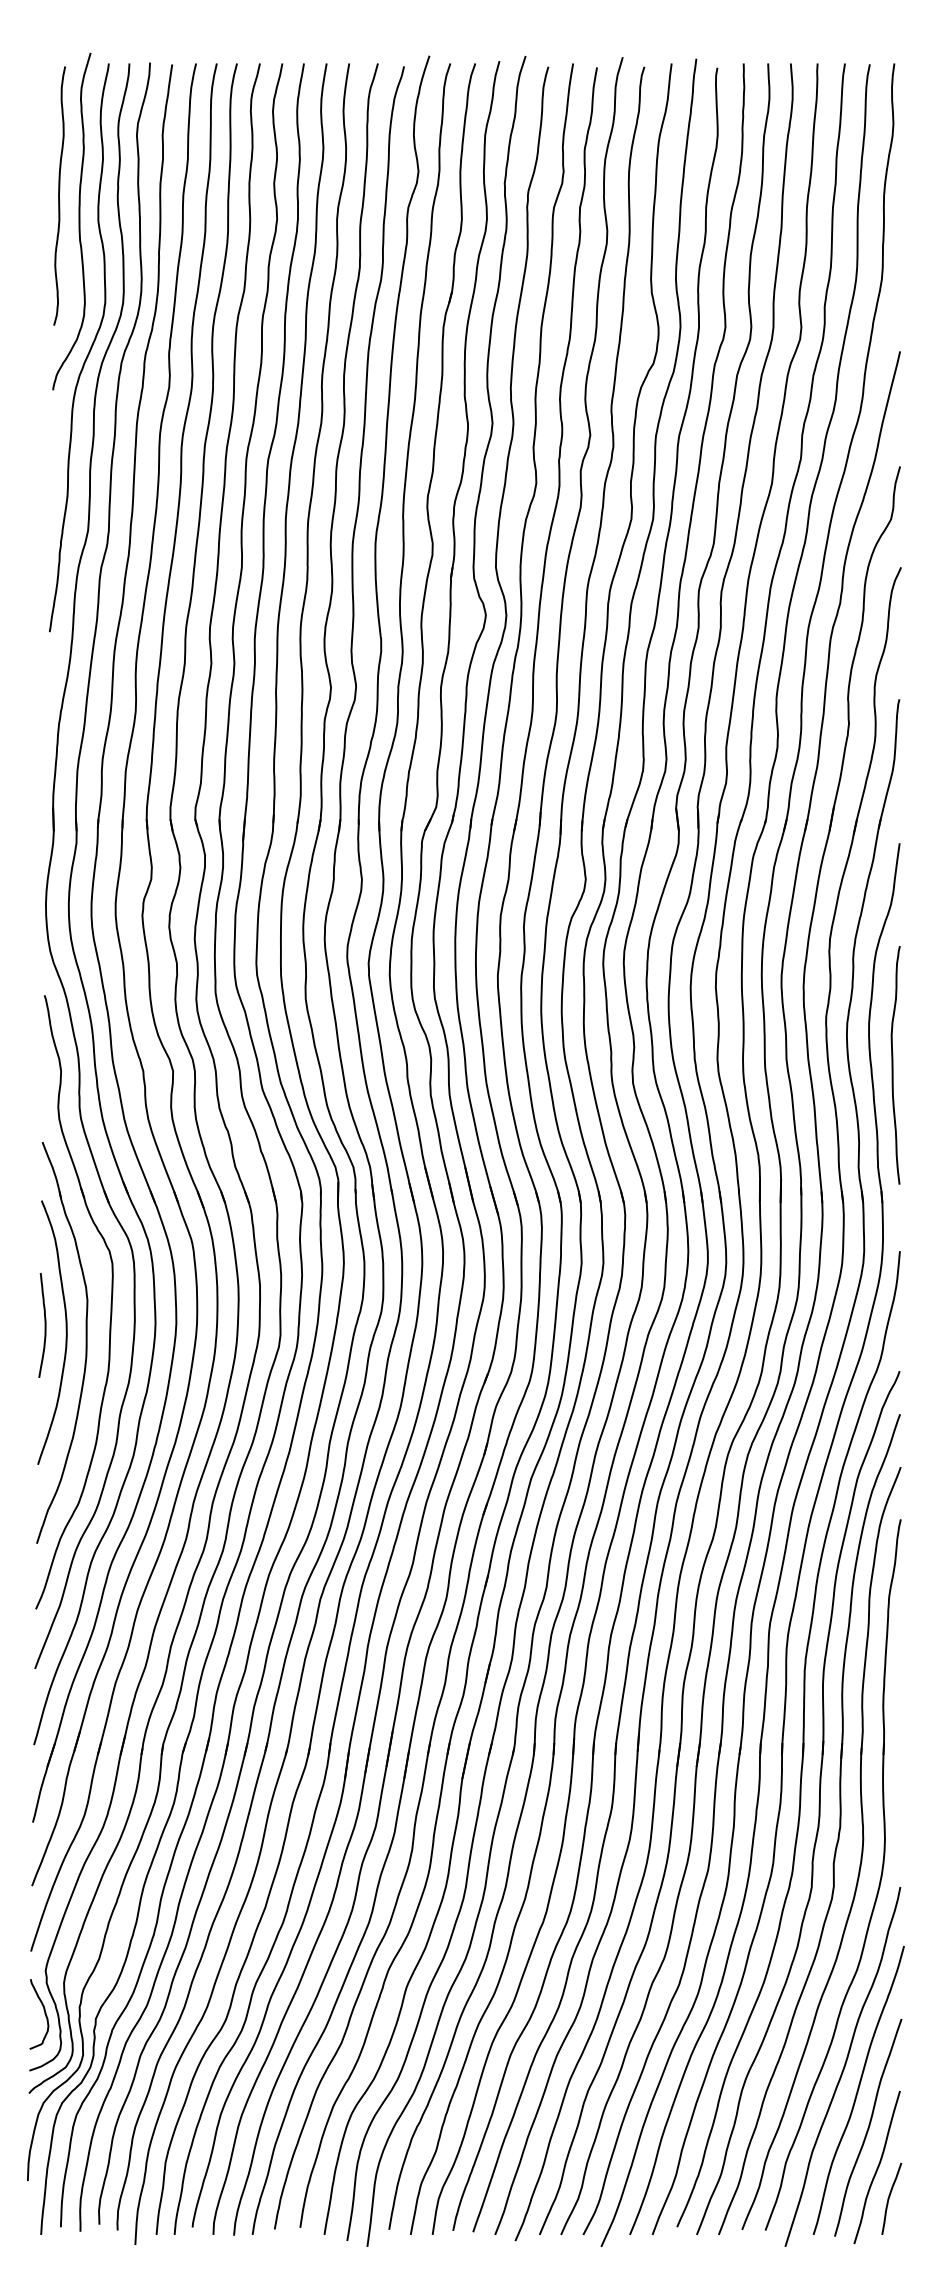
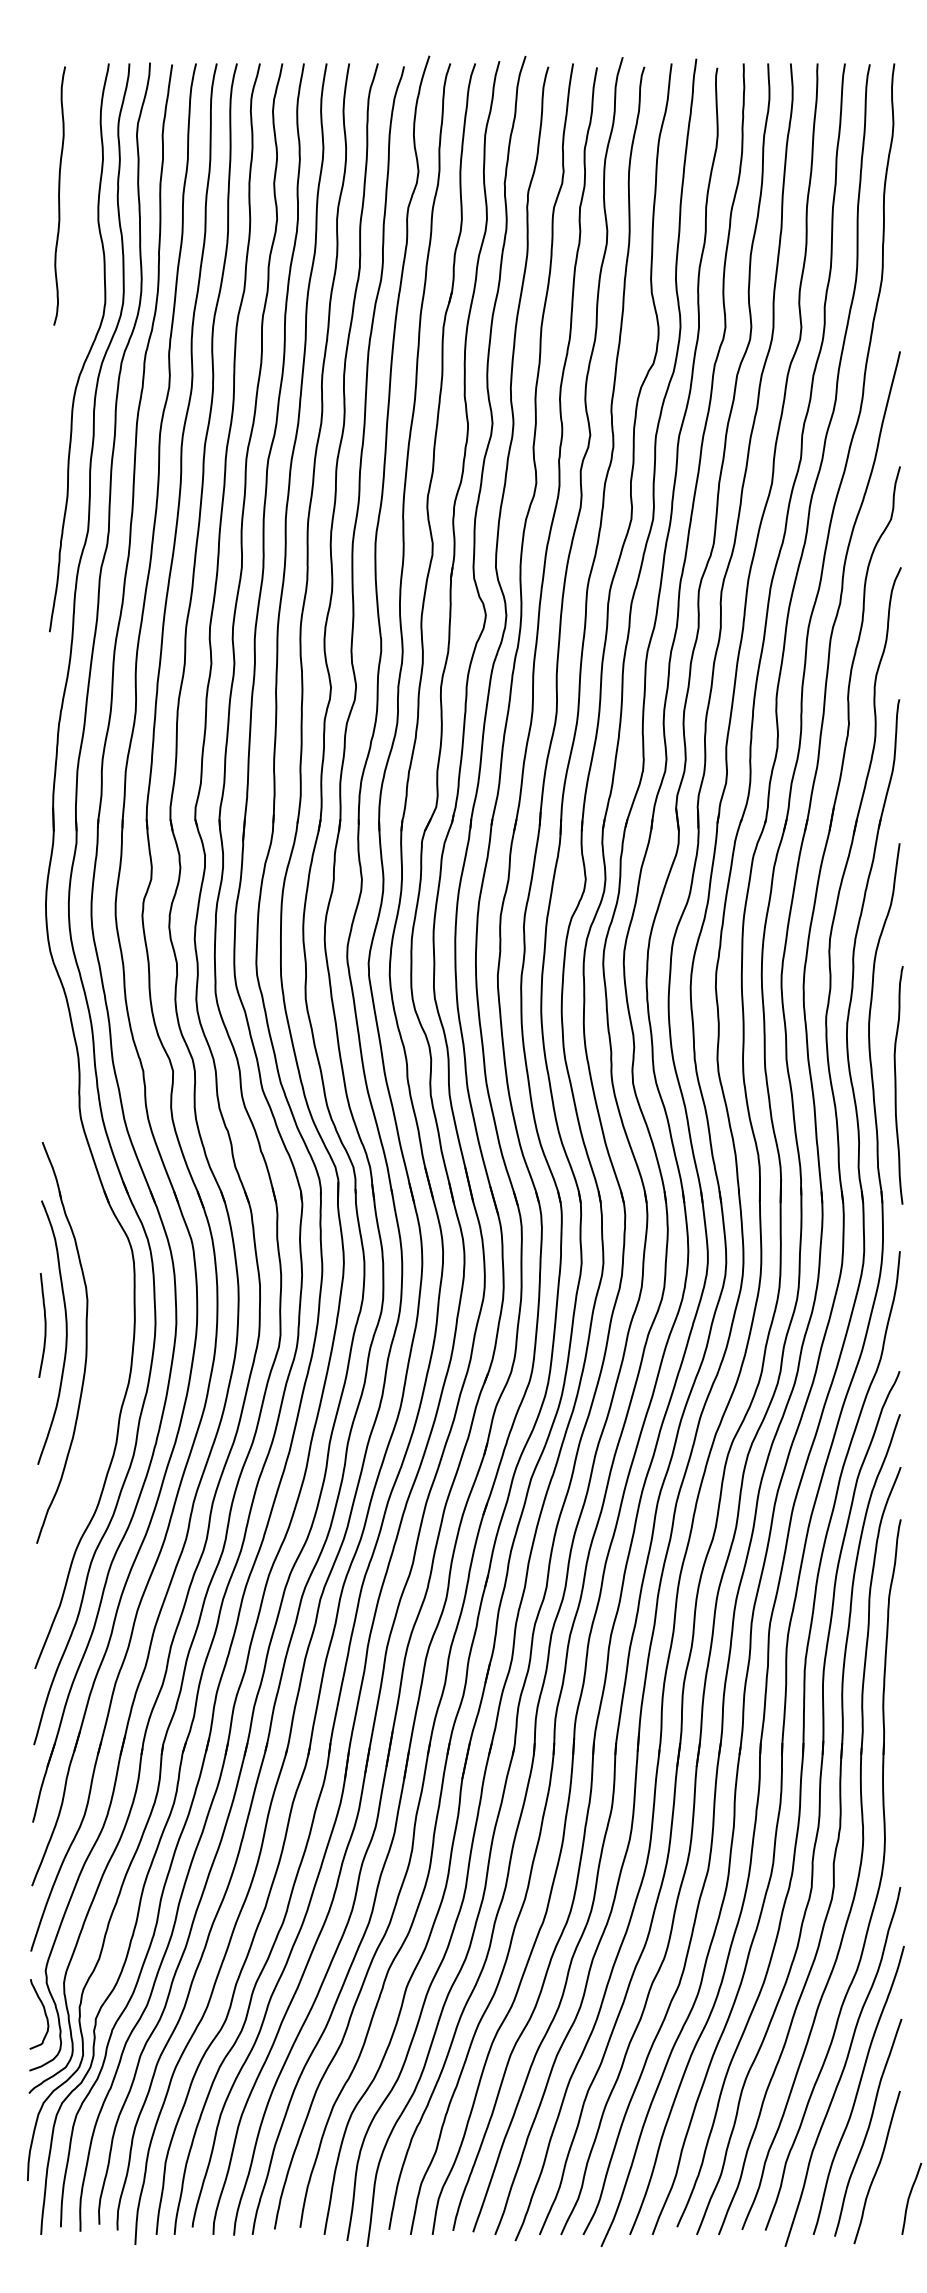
curve: present -> none (78, 221)
curve position: (893, 1065) -> (896, 1085) (896, 1085)
part: present -> none (110, 1302)
curve position: (889, 2198) -> (909, 2198) (909, 2198)
